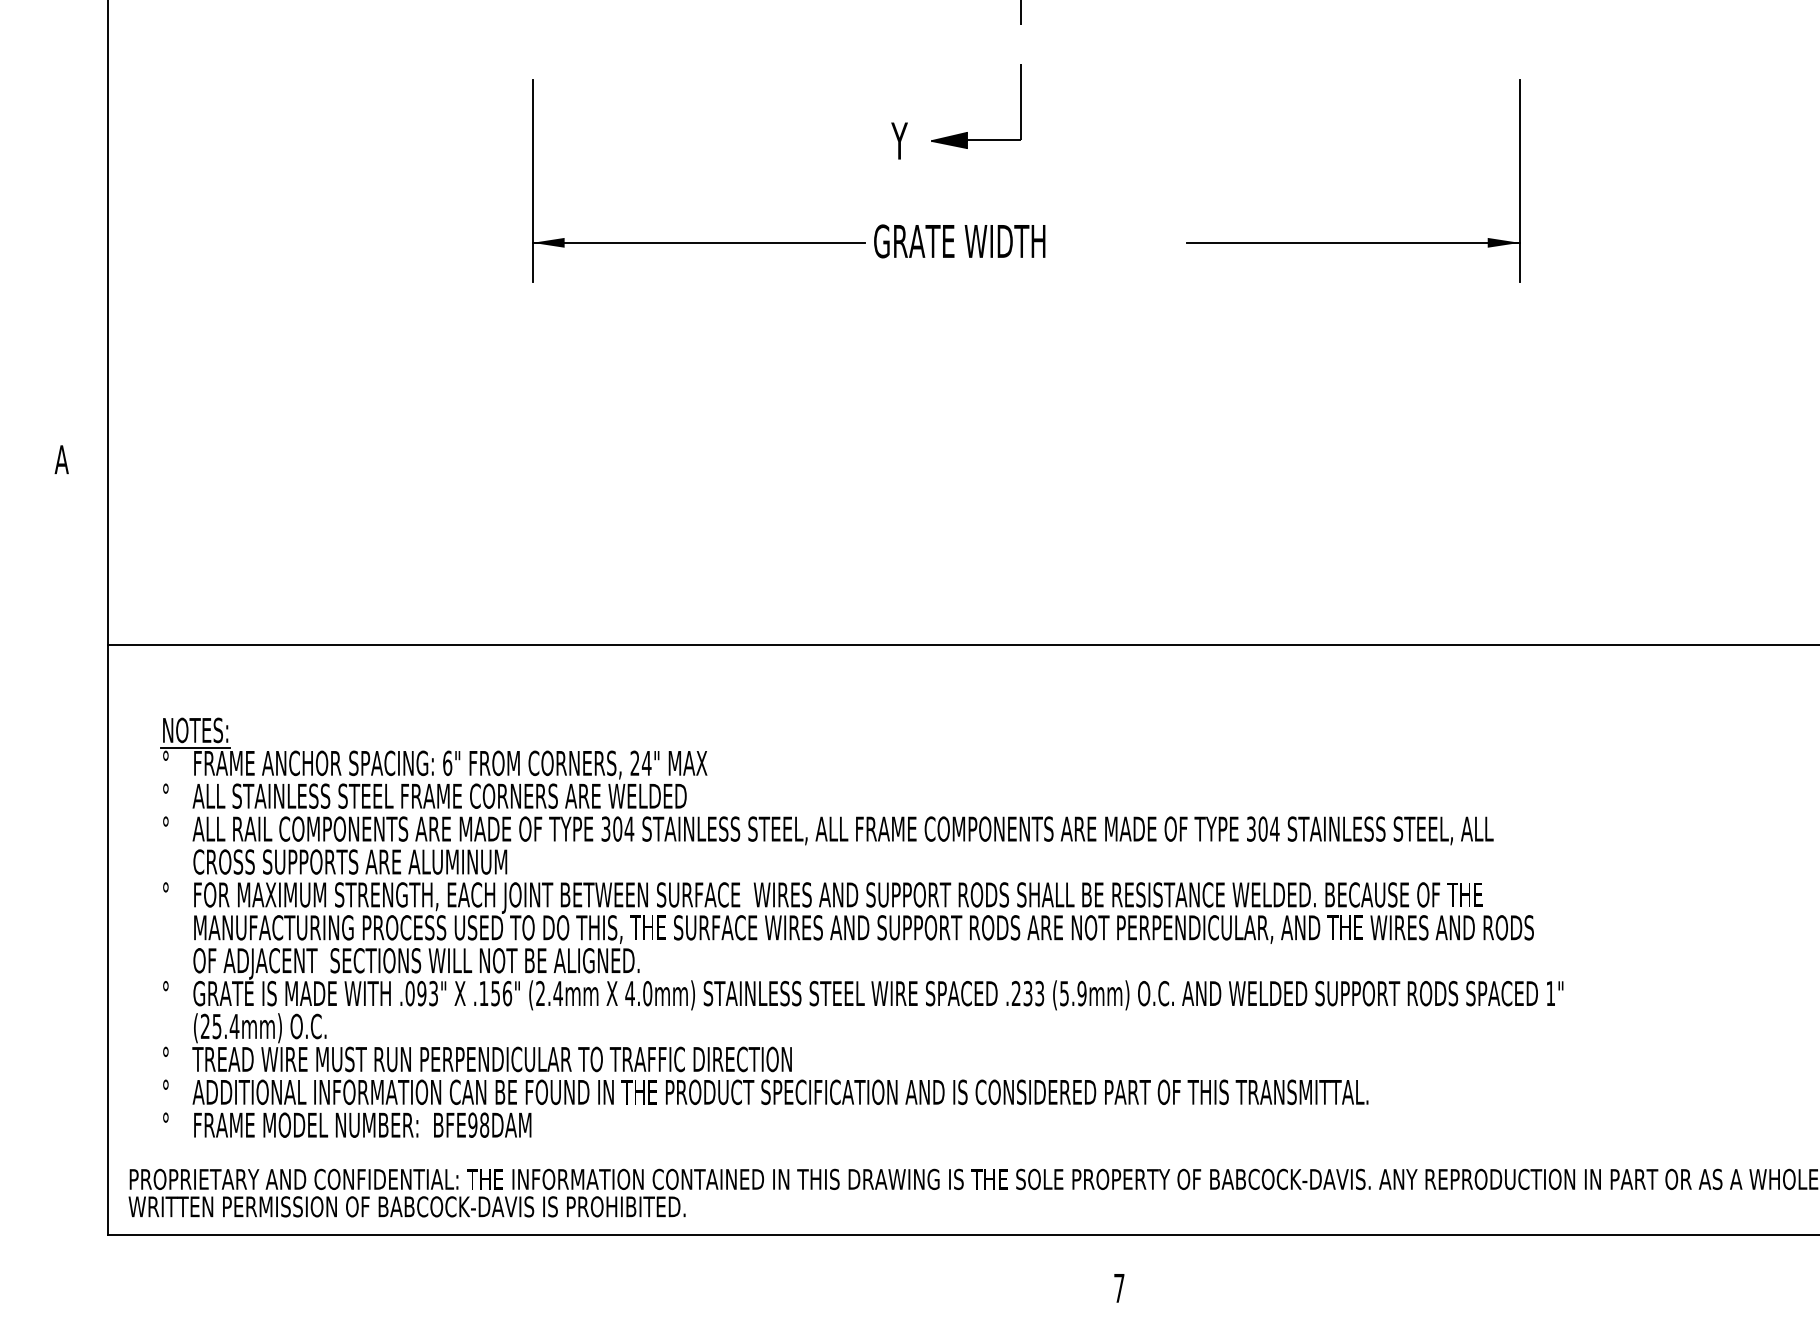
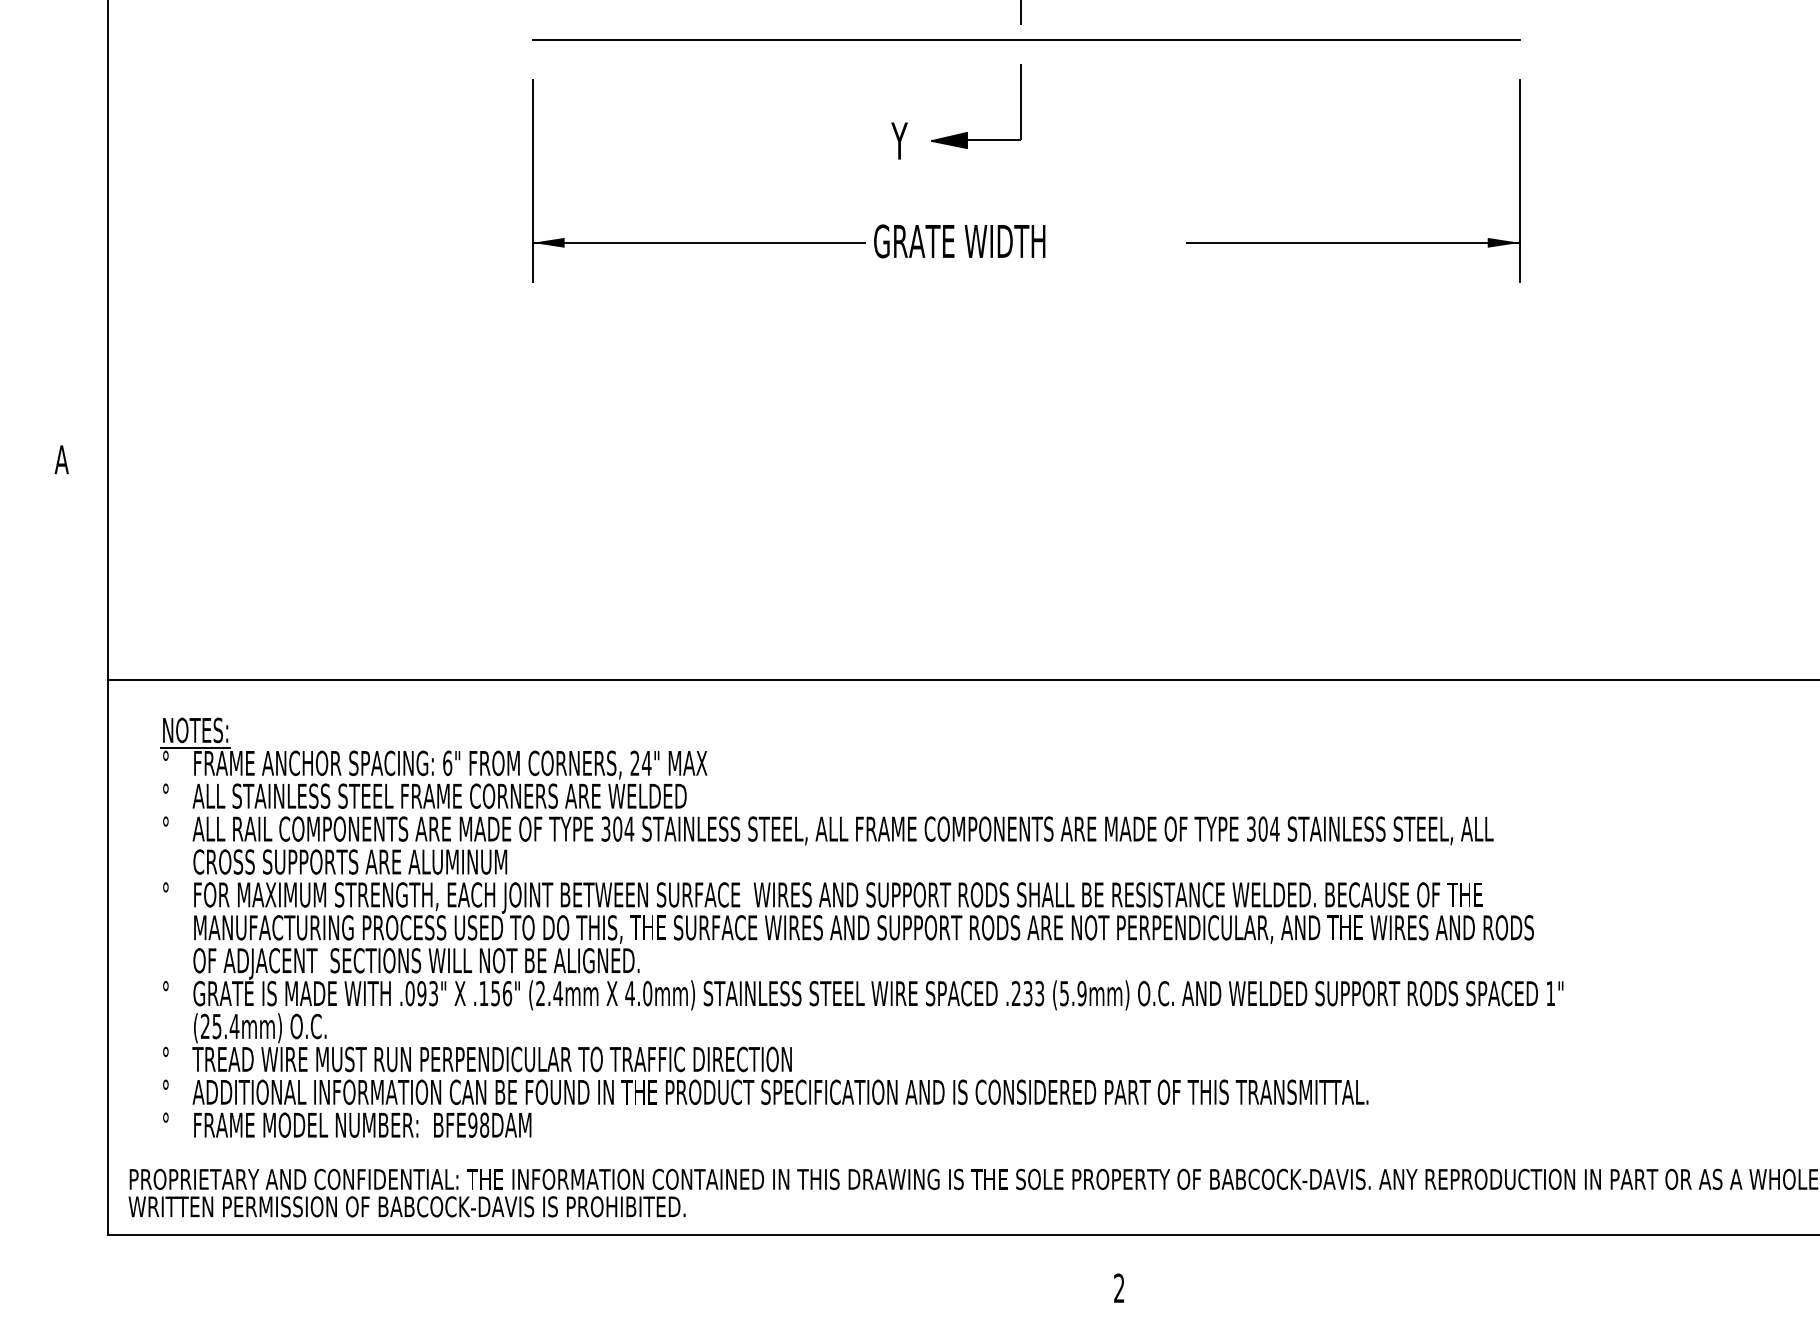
line: none -> present (1025, 40)
line position: (961, 645) -> (961, 680) (961, 680)
text: 7 -> 2 (1119, 1287)
